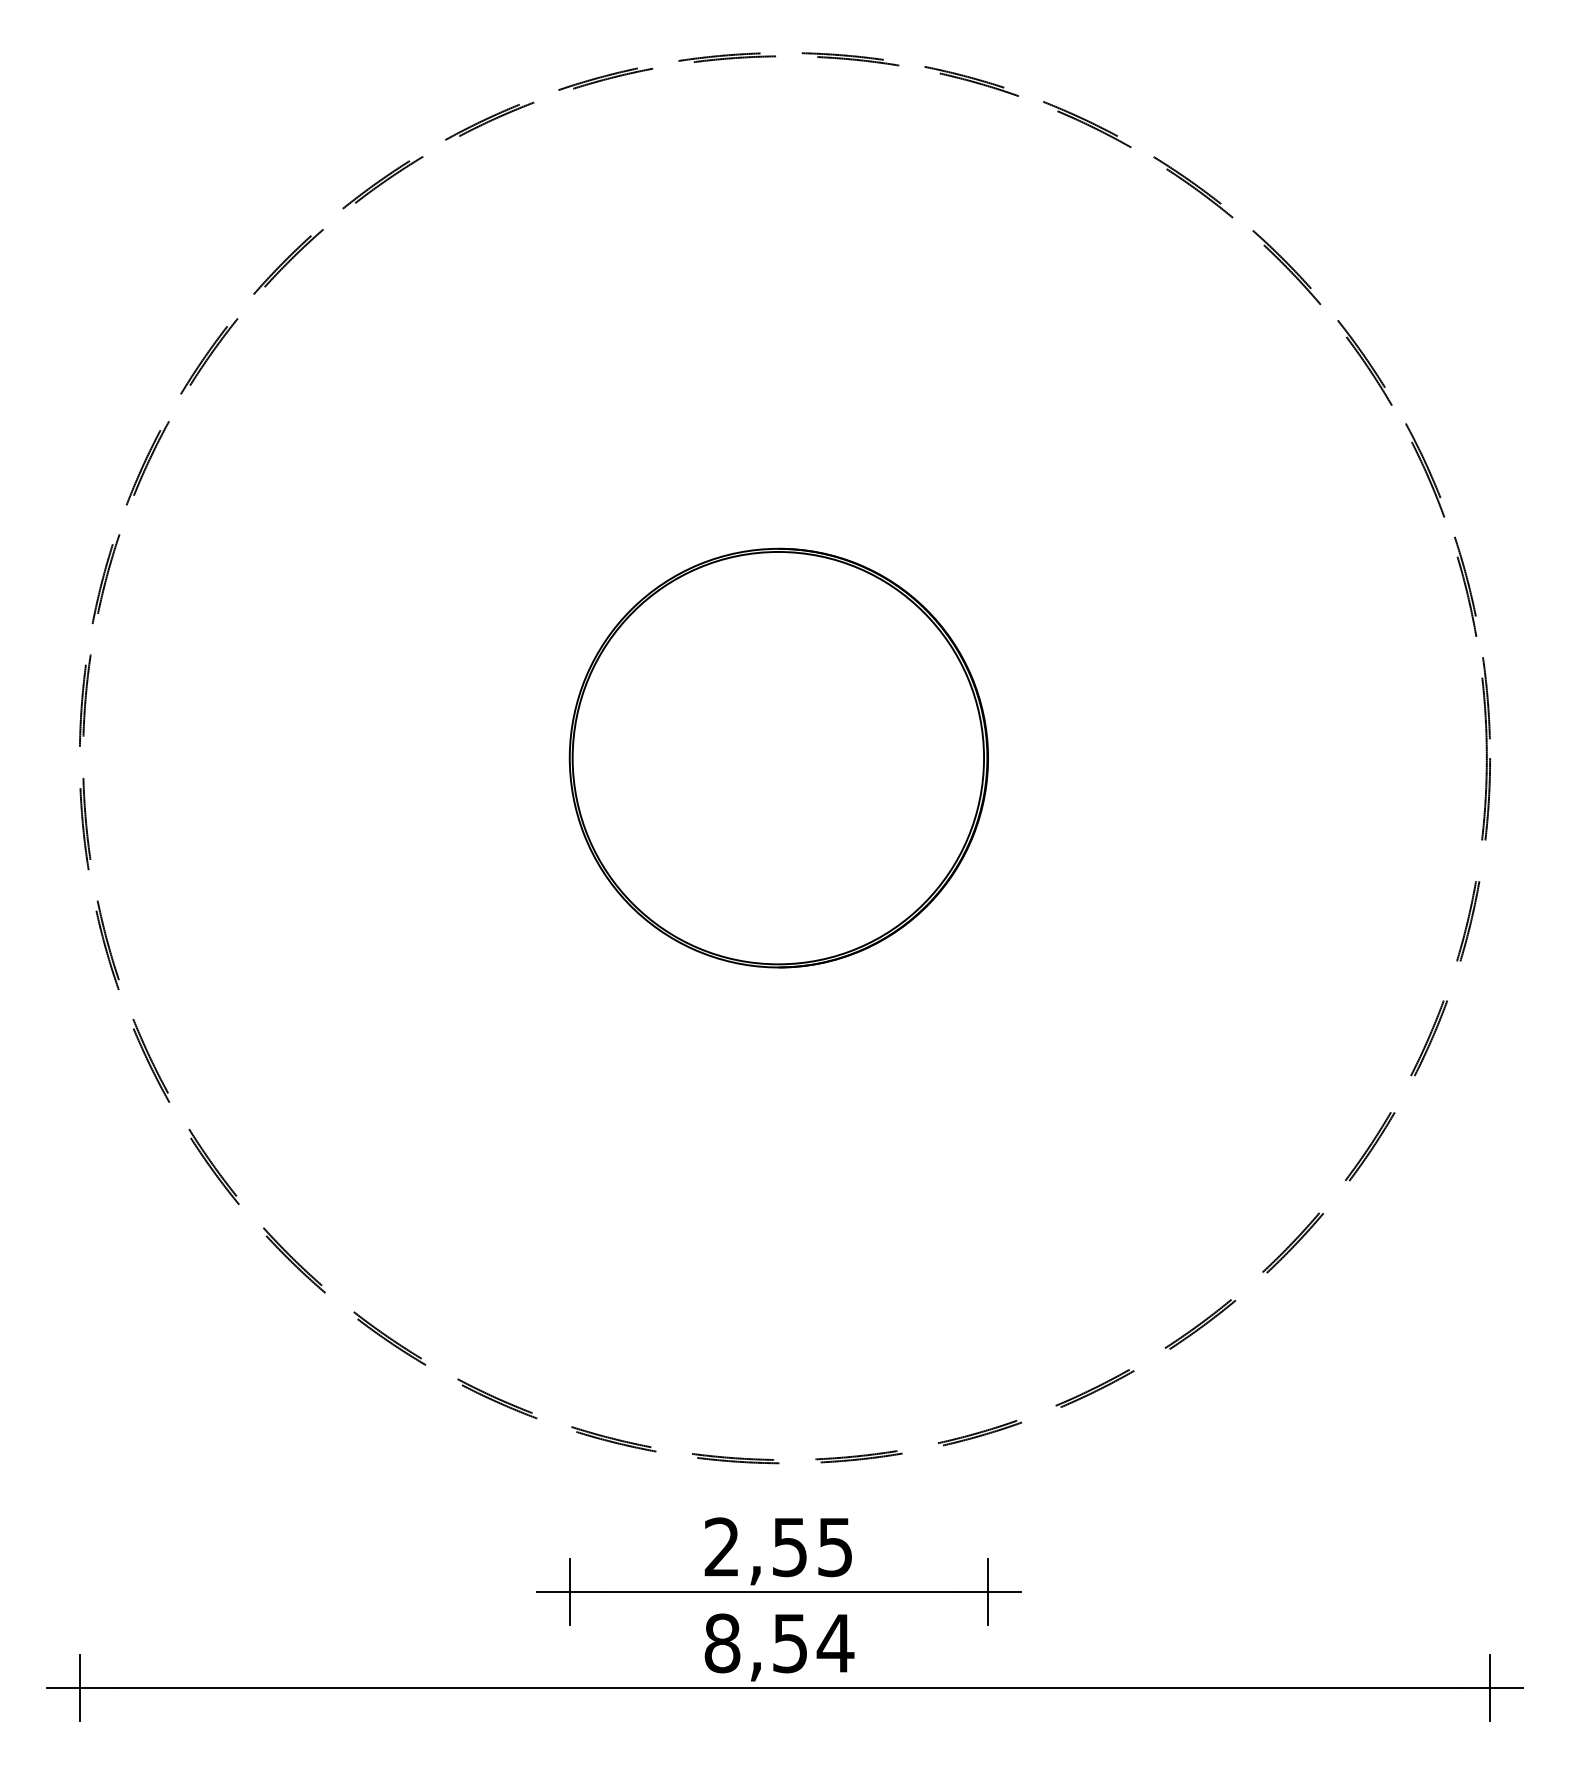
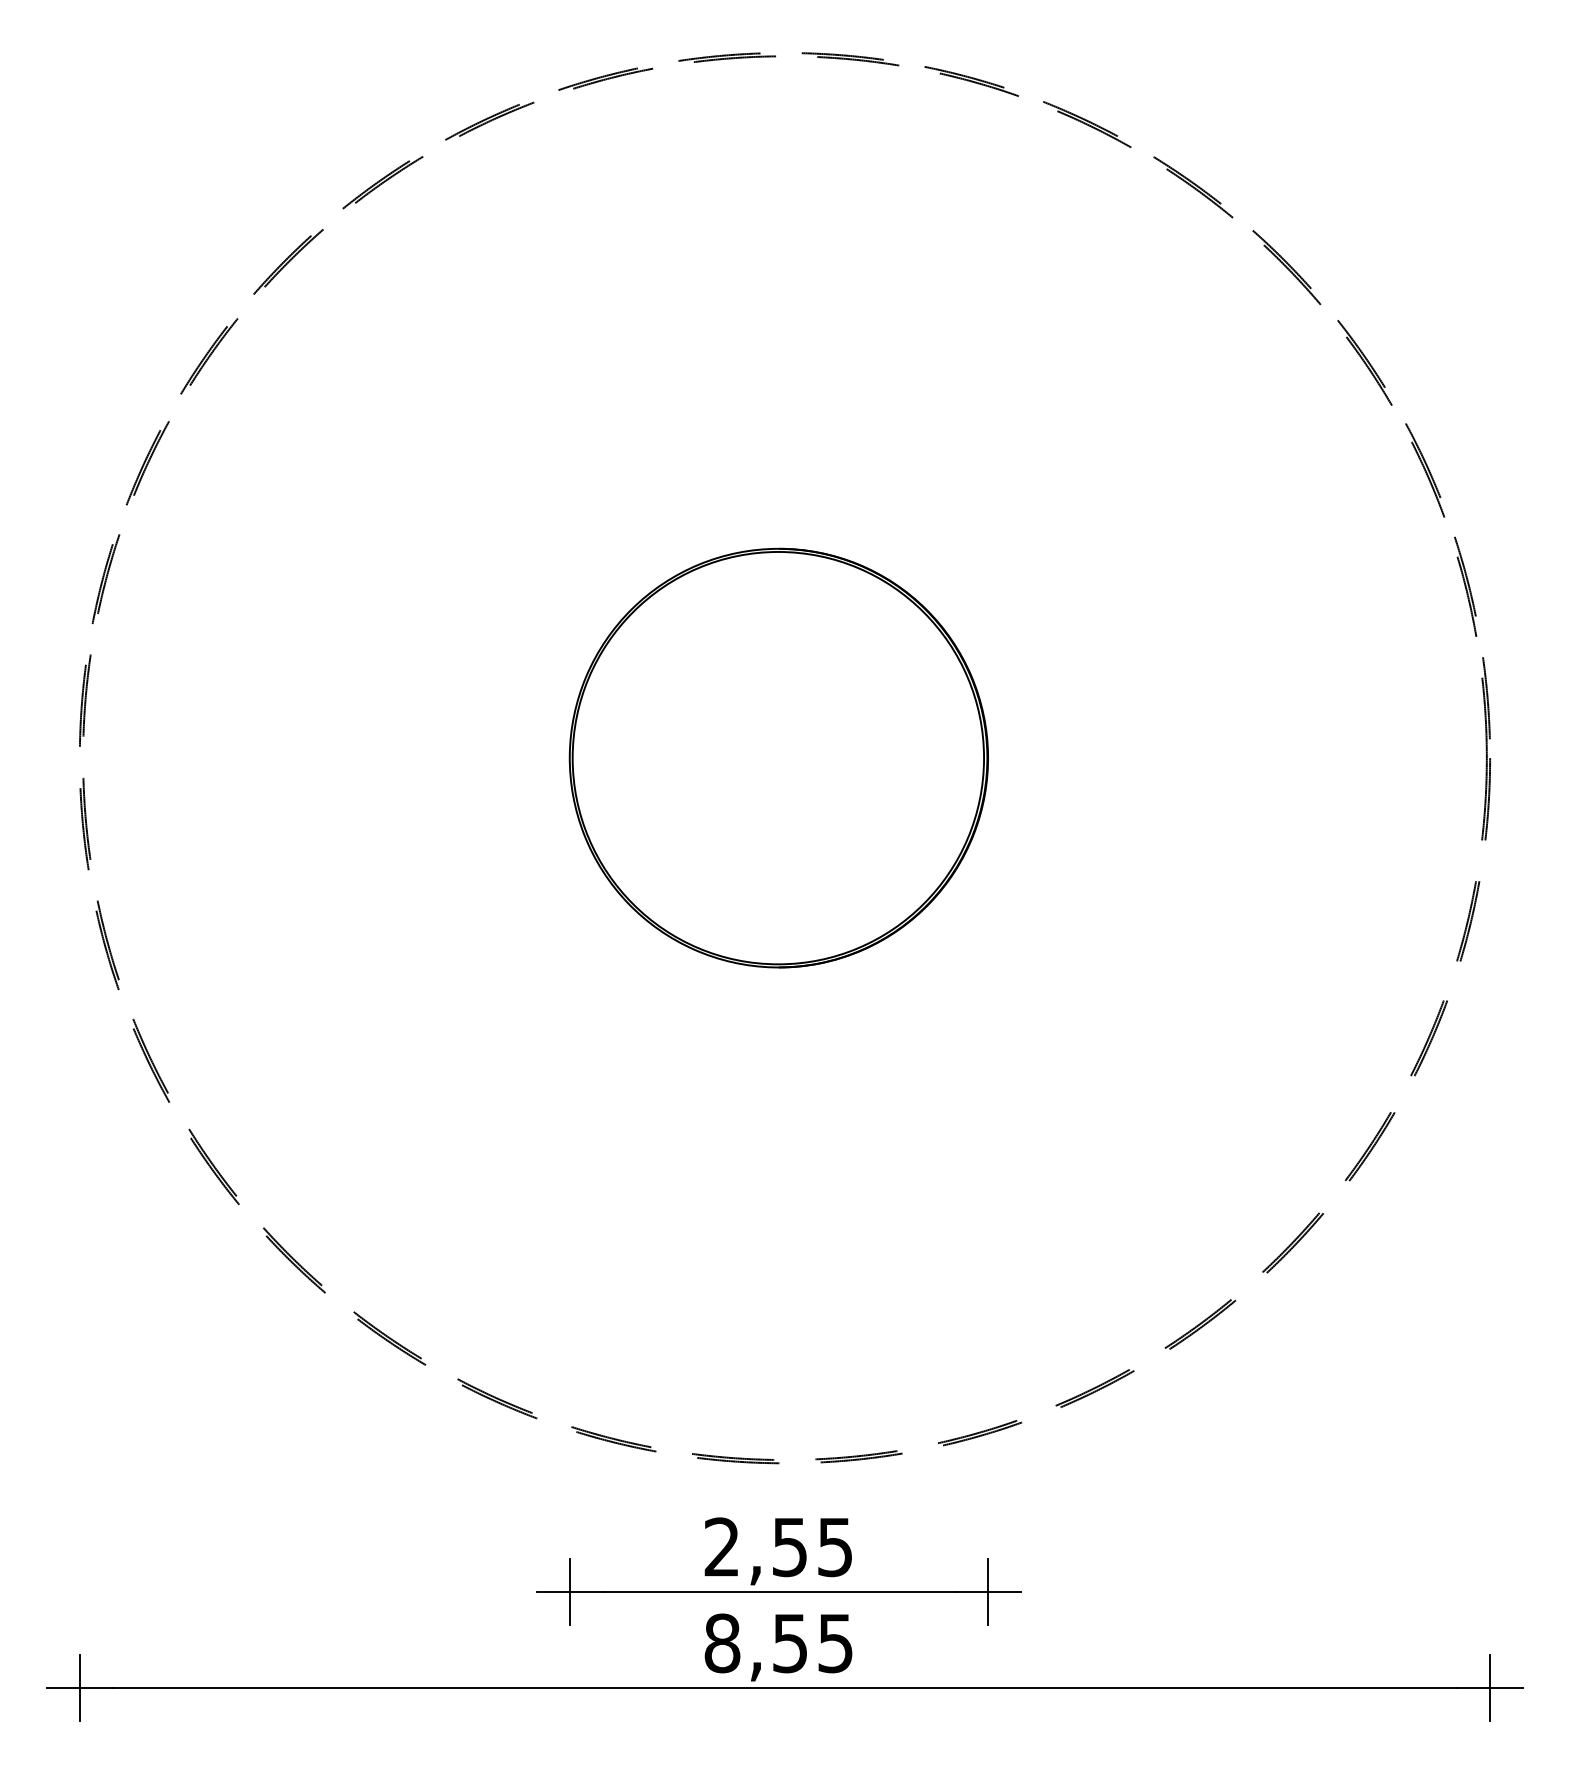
text: 8,54 -> 8,55 (835, 1643)
